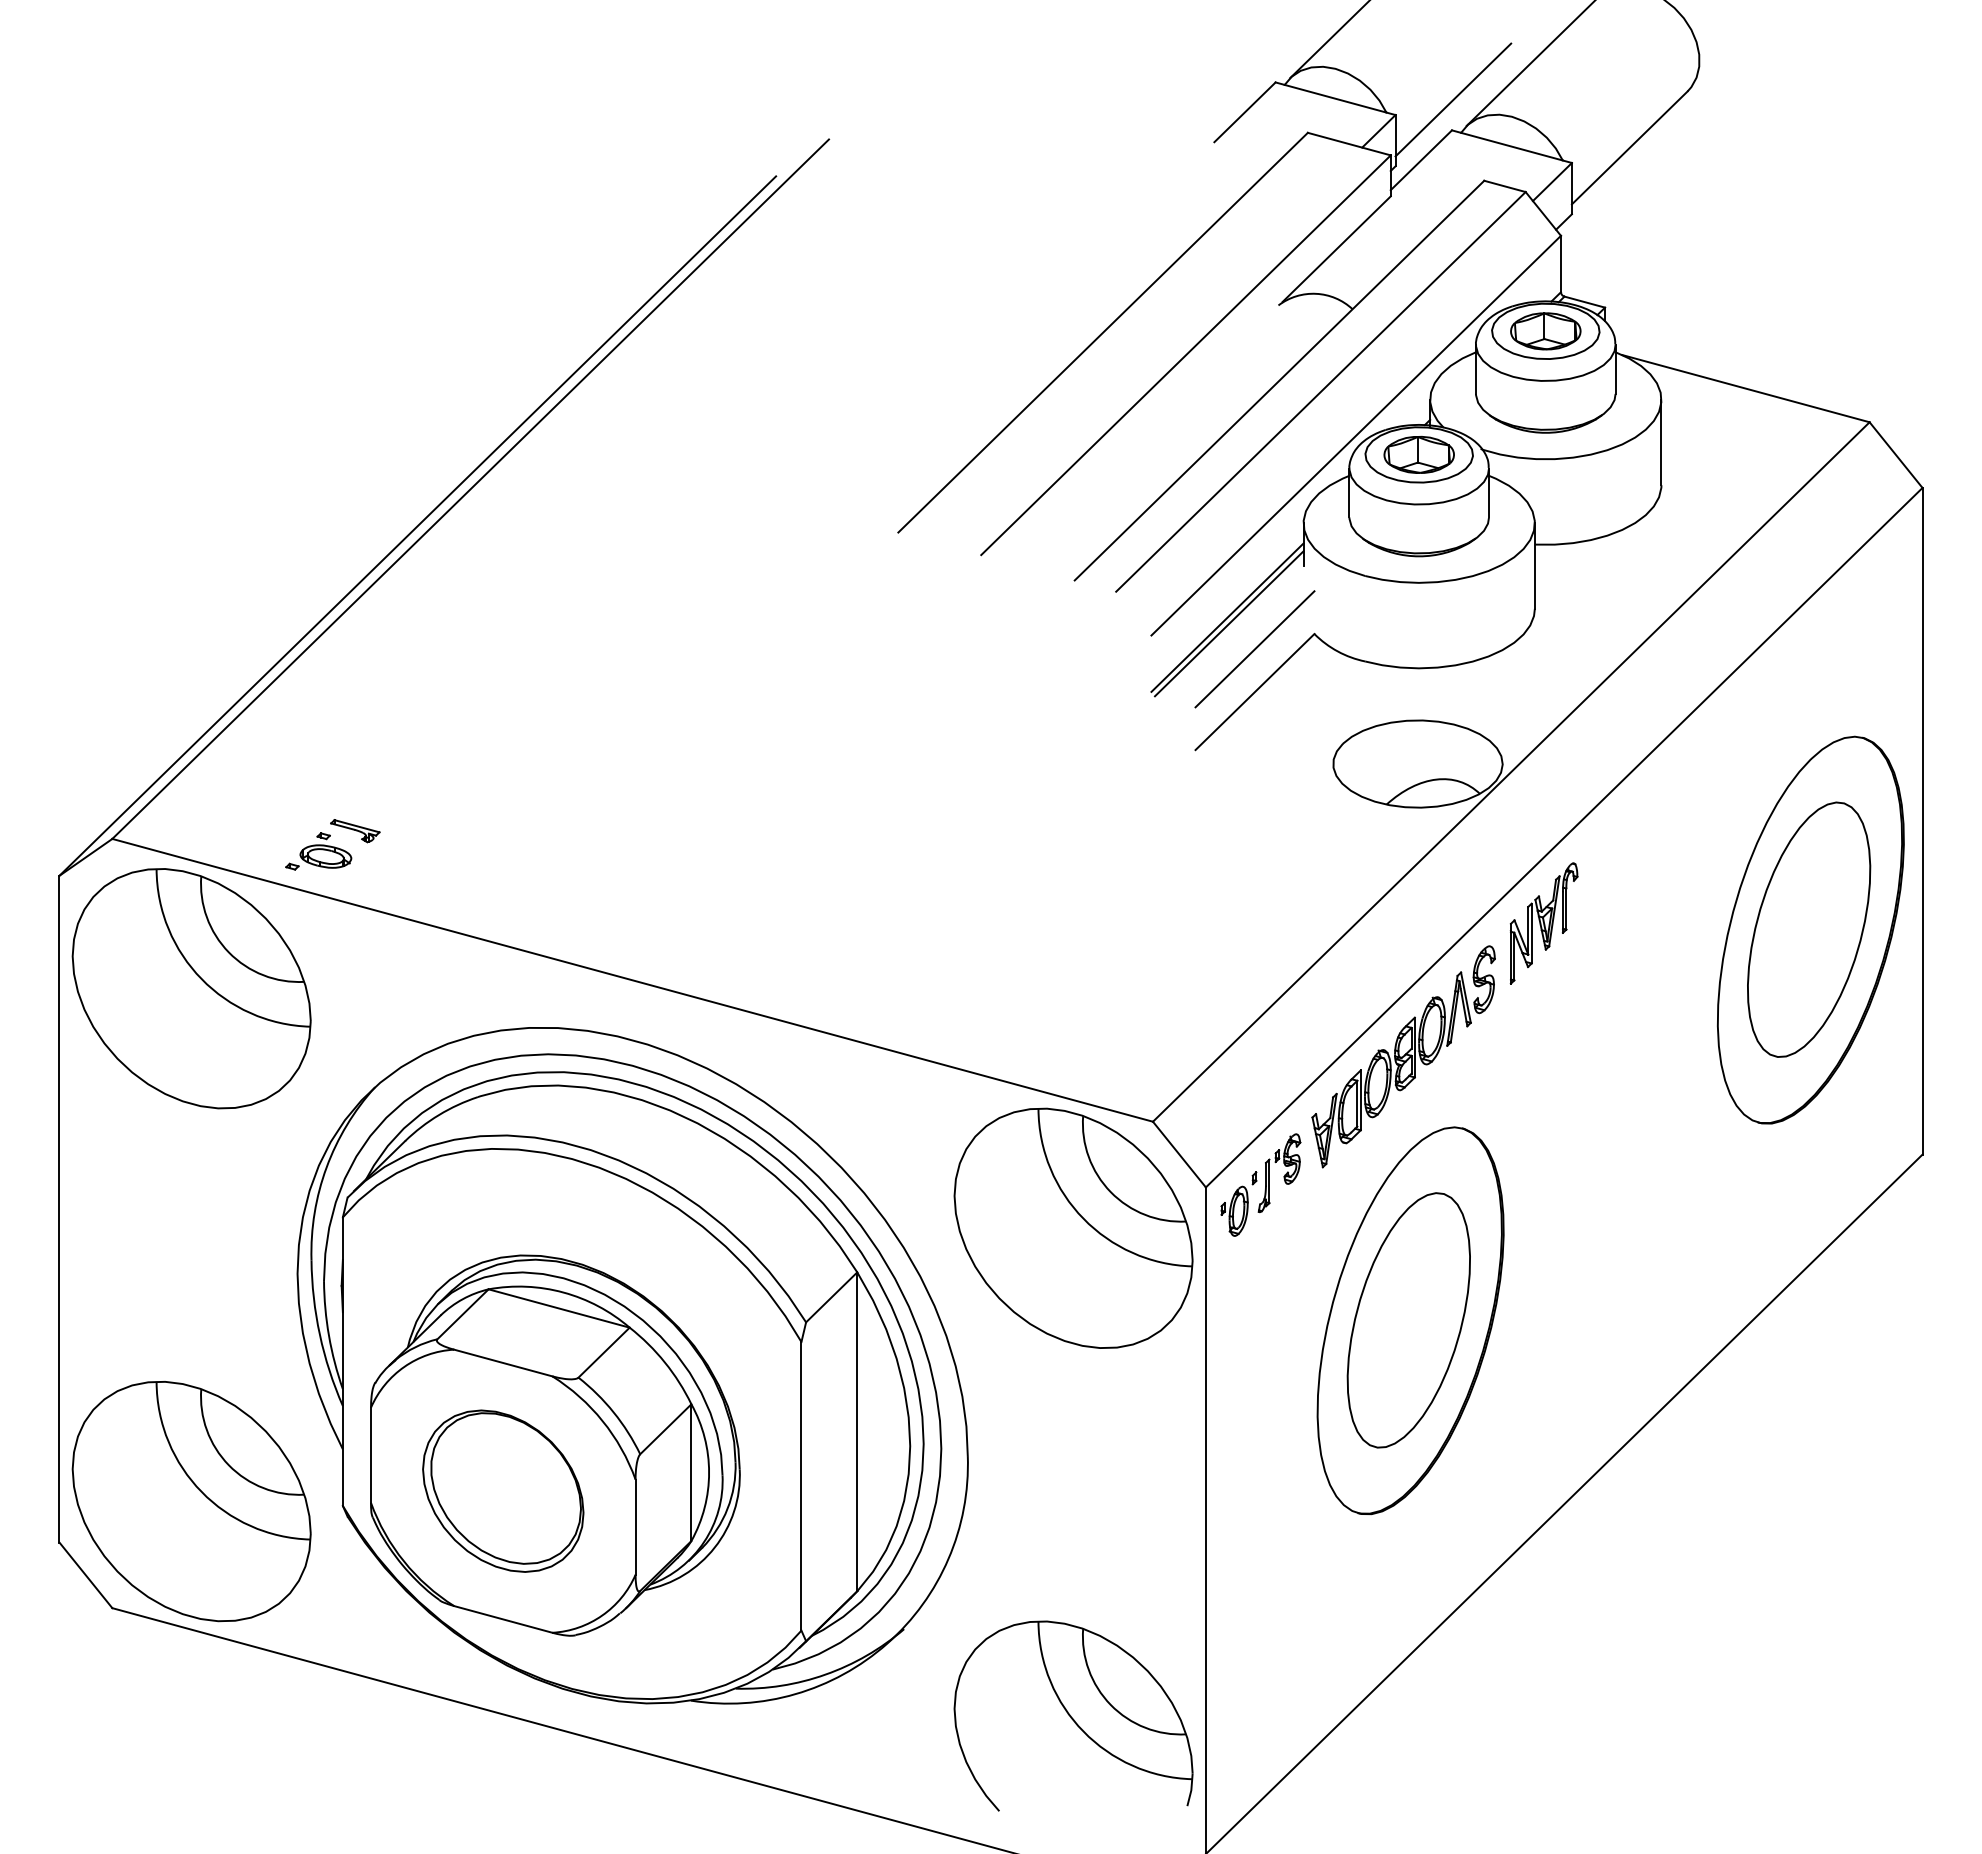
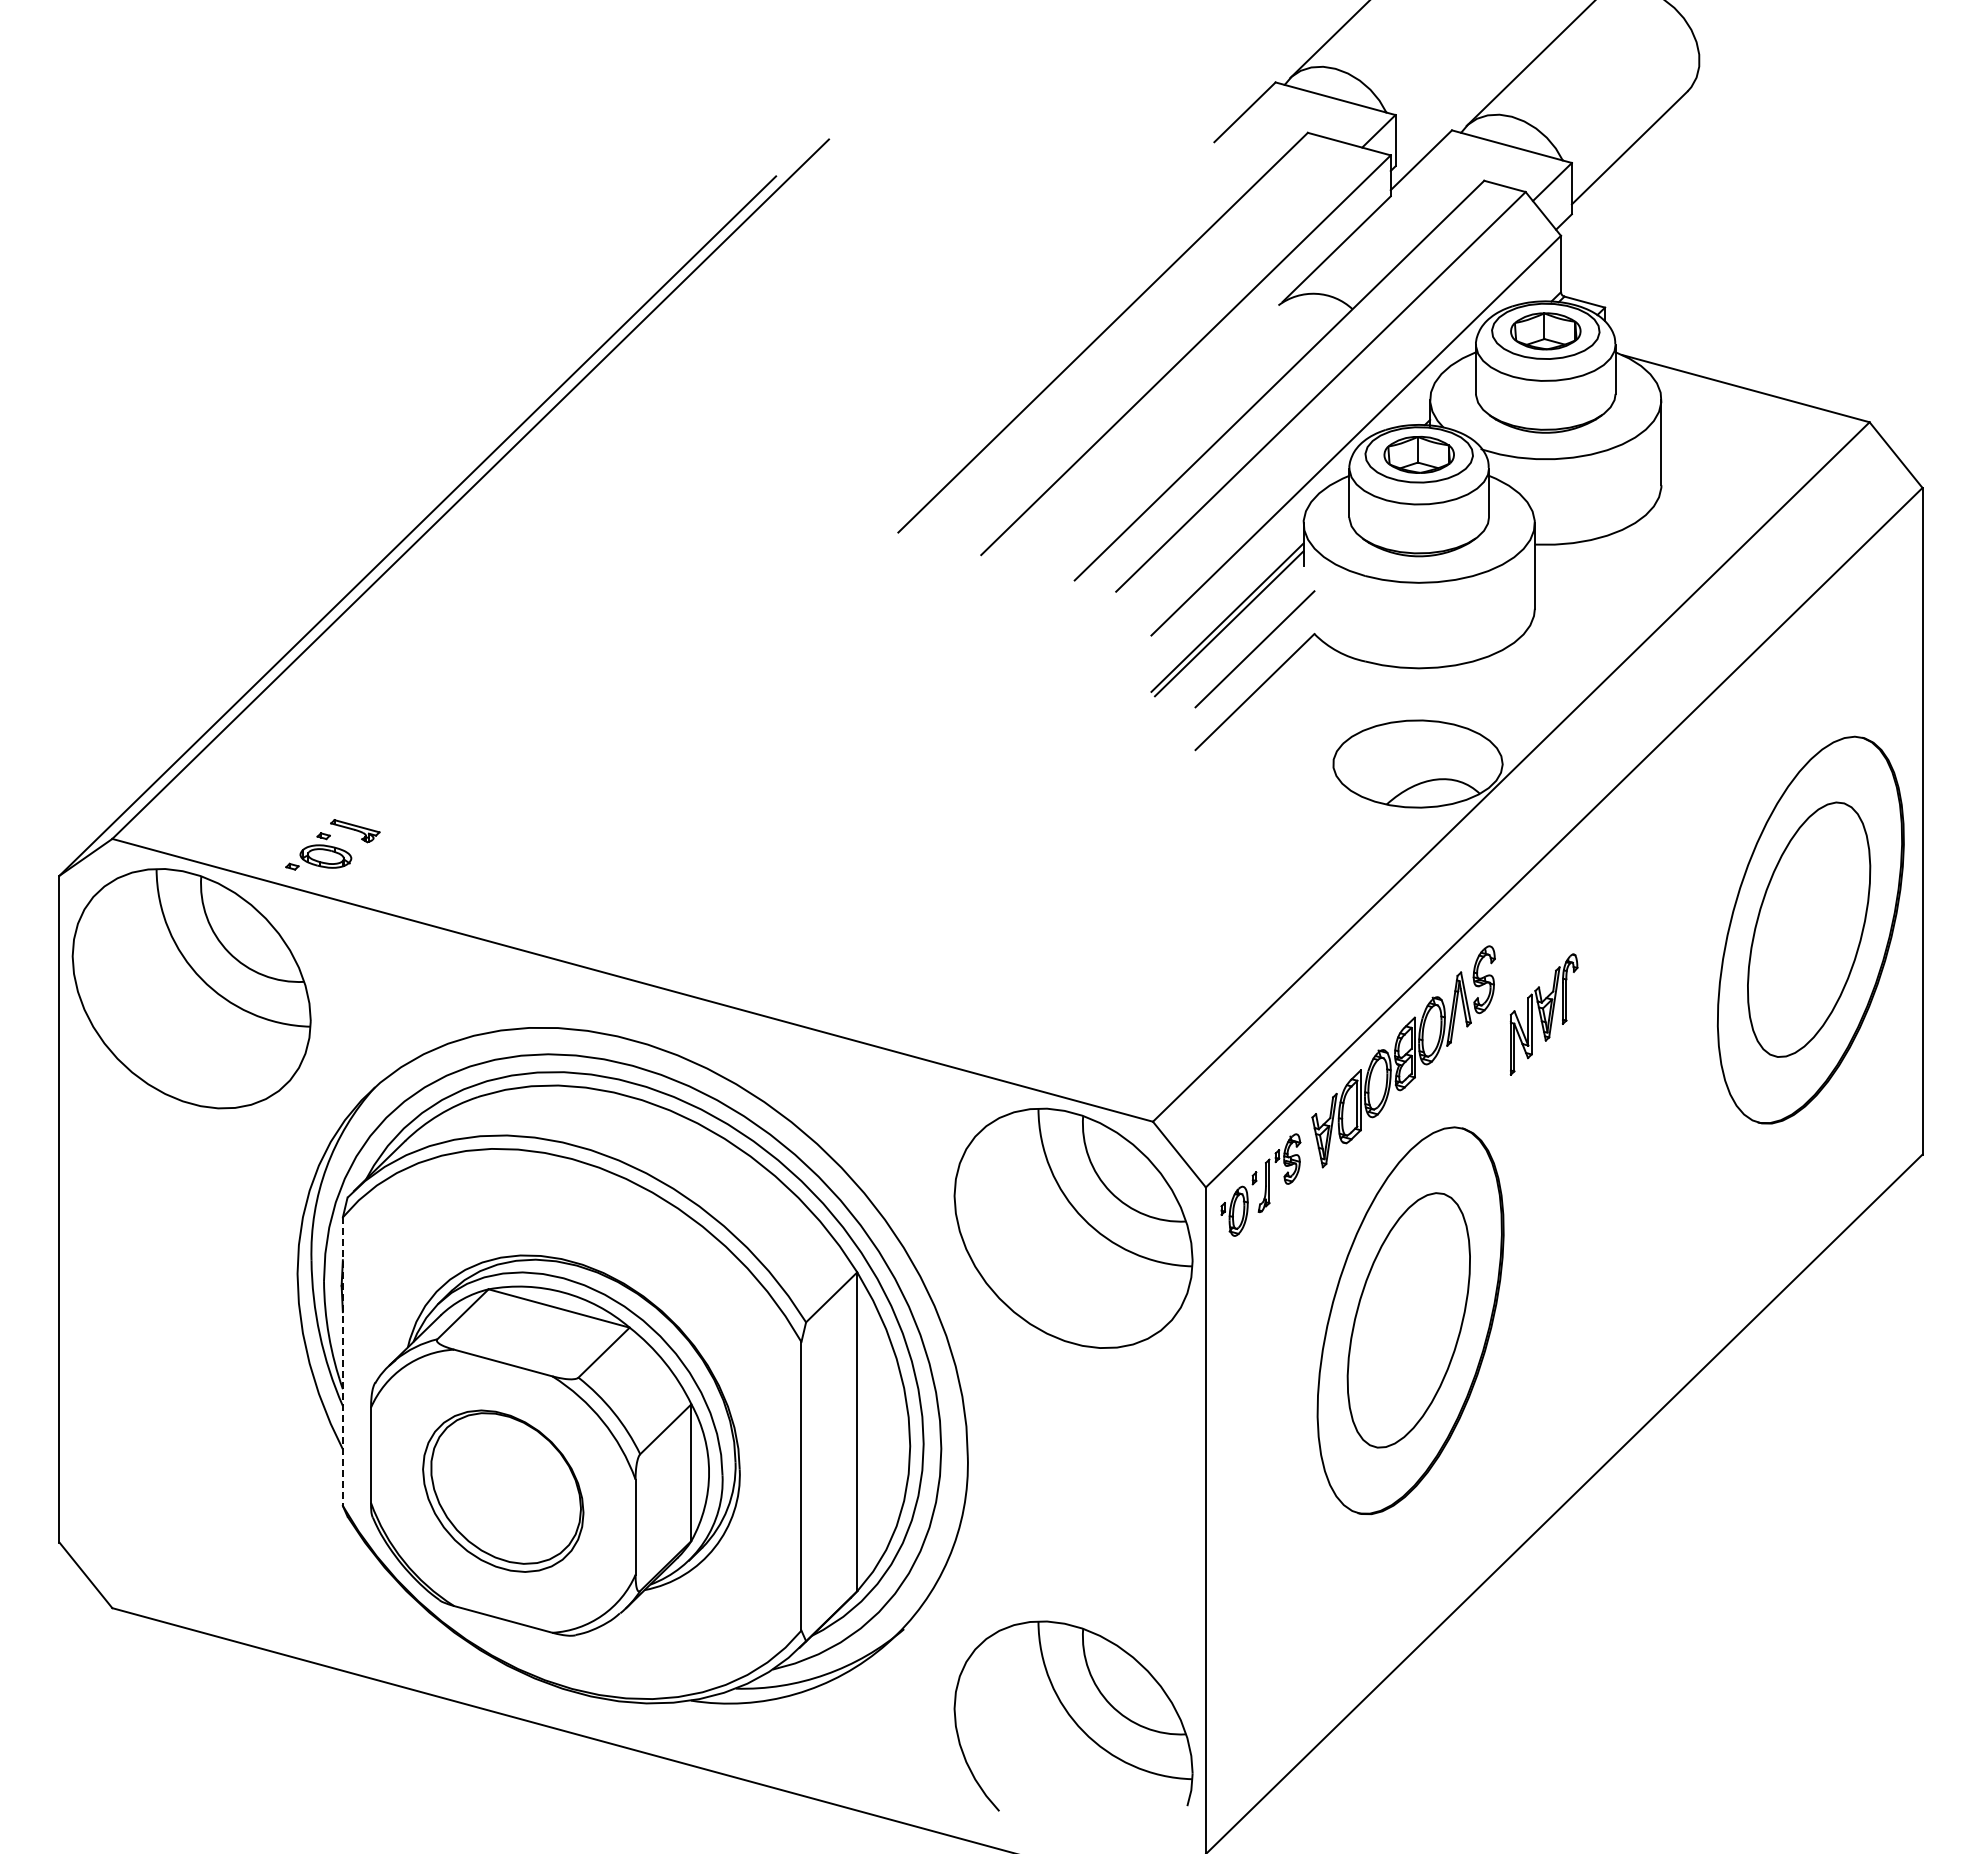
line: present -> none (1453, 99)
part position: (1543, 923) -> (1543, 1014) (1543, 1014)
line: solid -> dashed (342, 1362)
part: present -> none (191, 1501)
